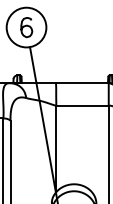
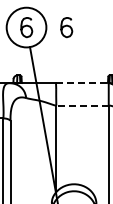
curve: none -> present (66, 26)
line: solid -> dashed (82, 83)
line: solid -> dashed (82, 105)
